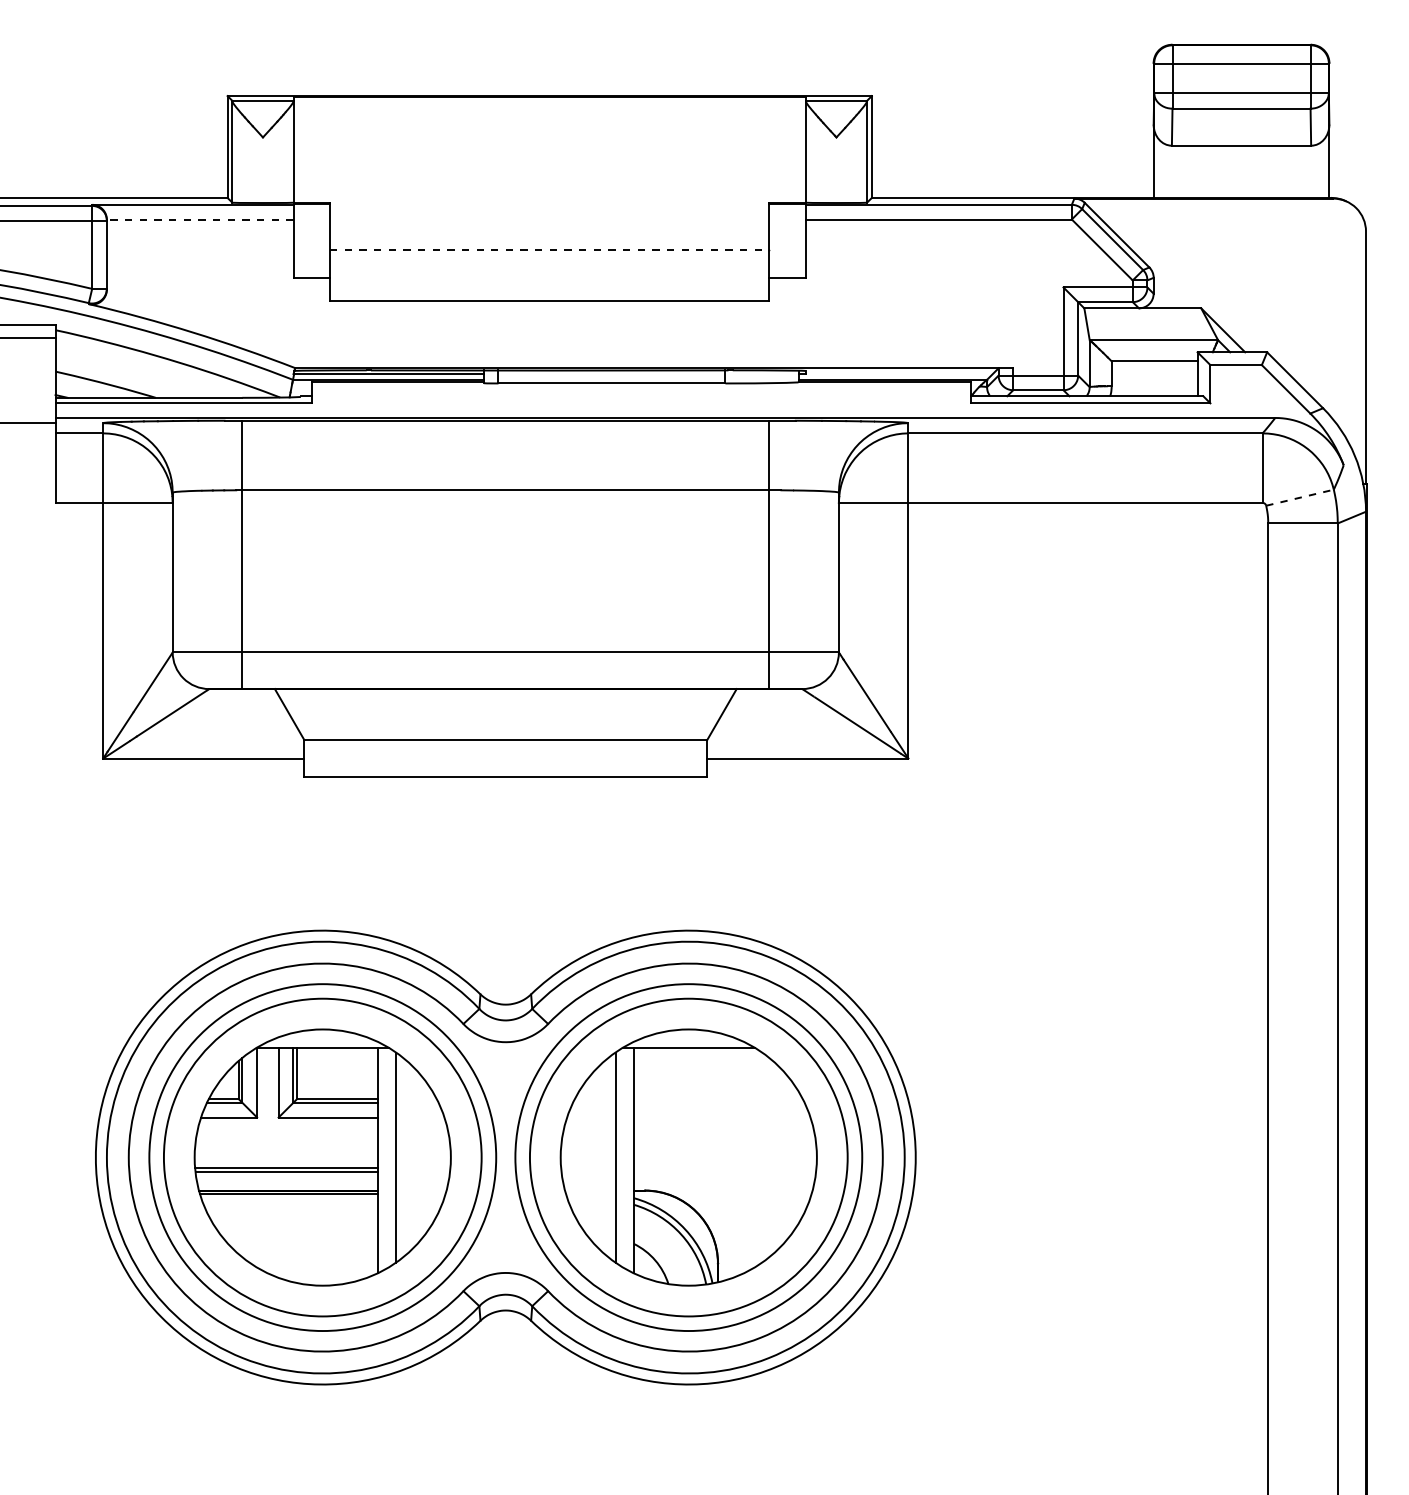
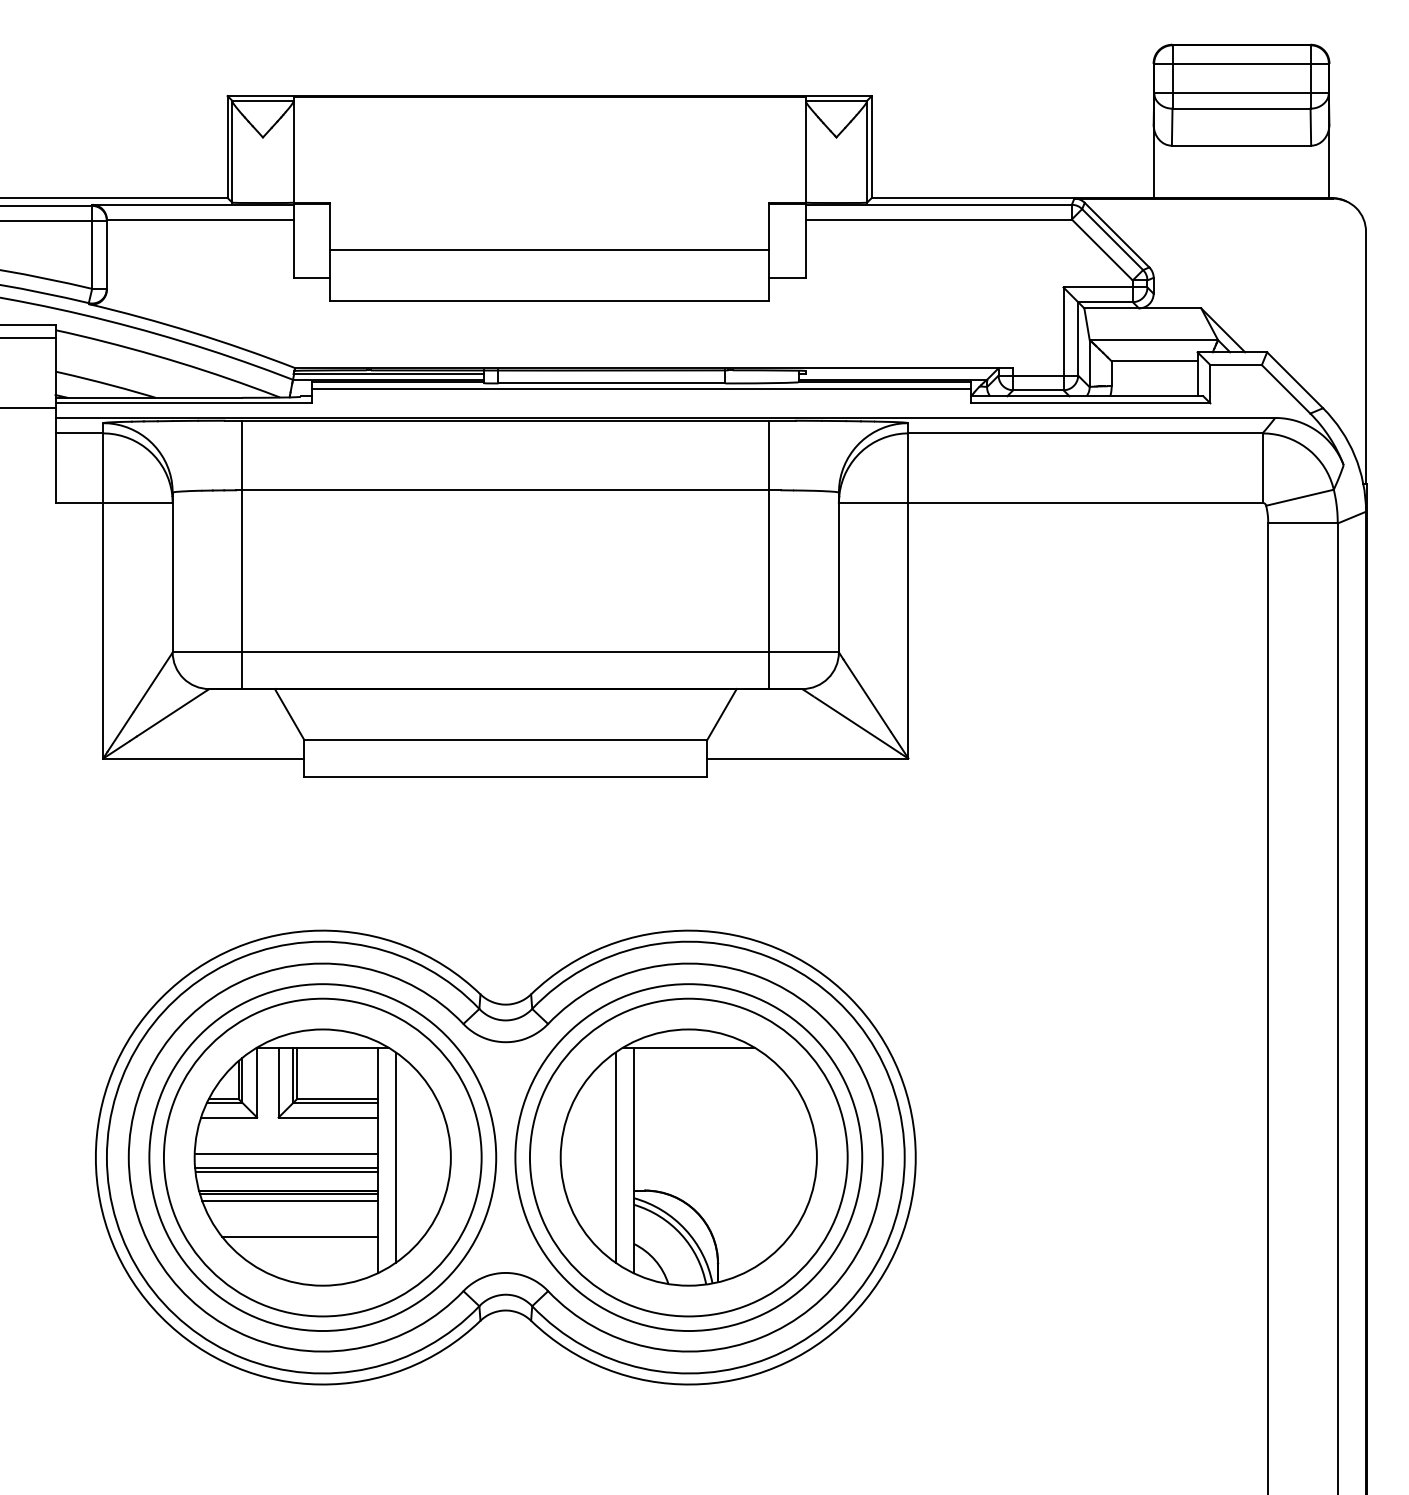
line: dashed -> solid (199, 219)
line: dashed -> solid (549, 249)
line: none -> present (640, 388)
line position: (28, 422) -> (28, 407) (28, 407)
line: dashed -> solid (1300, 497)
line: none -> present (285, 1153)
line: none -> present (289, 1200)
line: none -> present (299, 1237)
